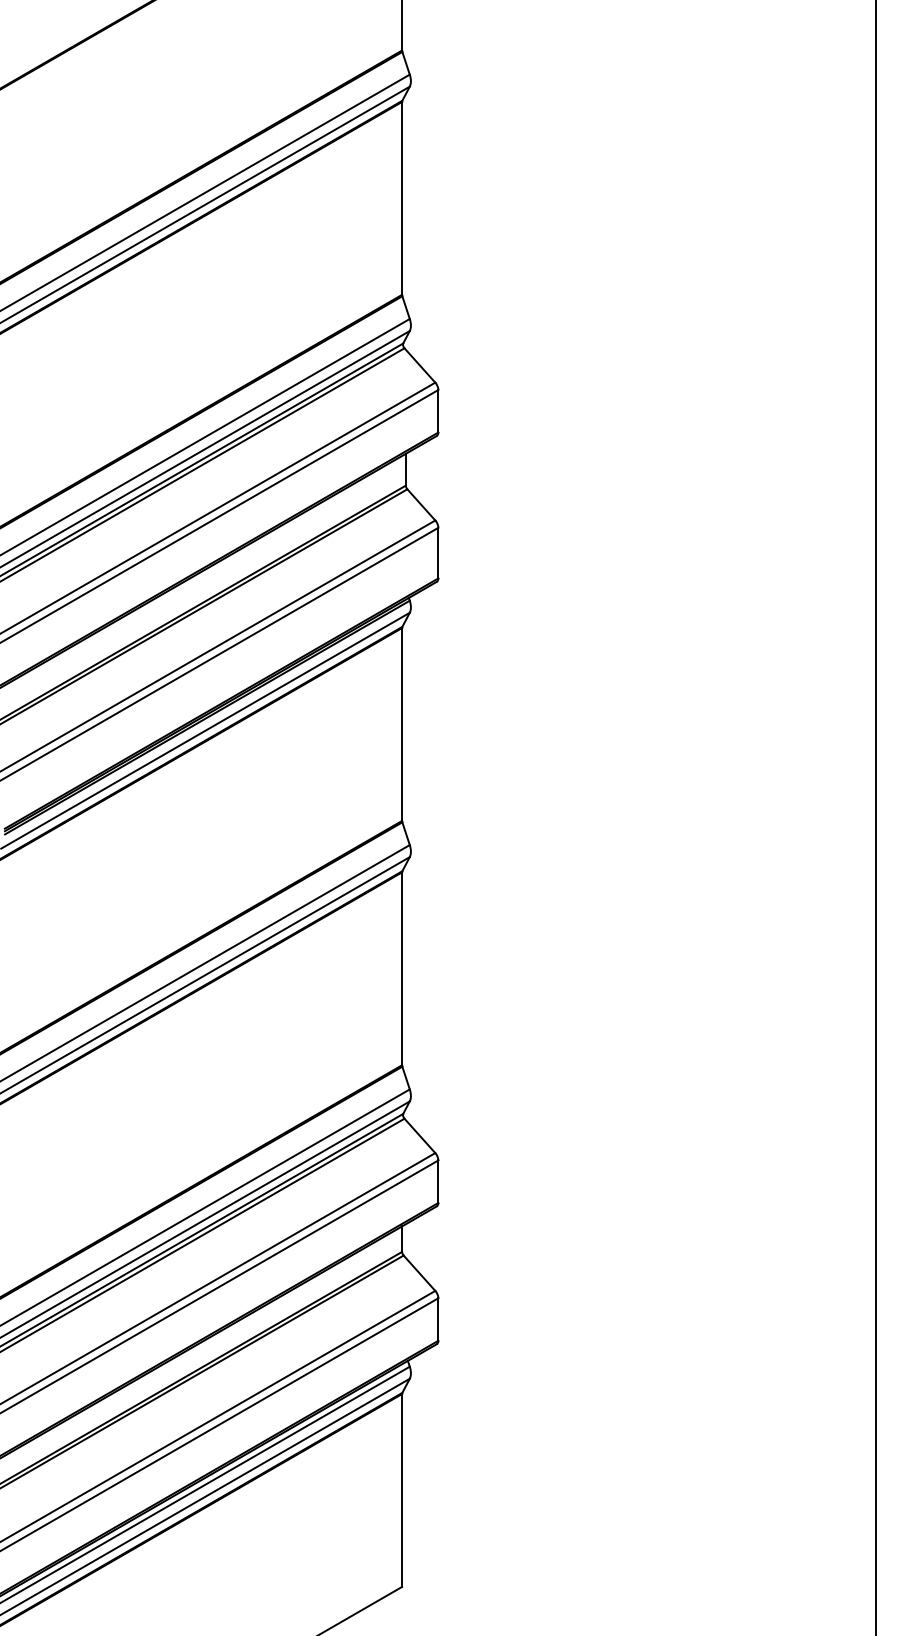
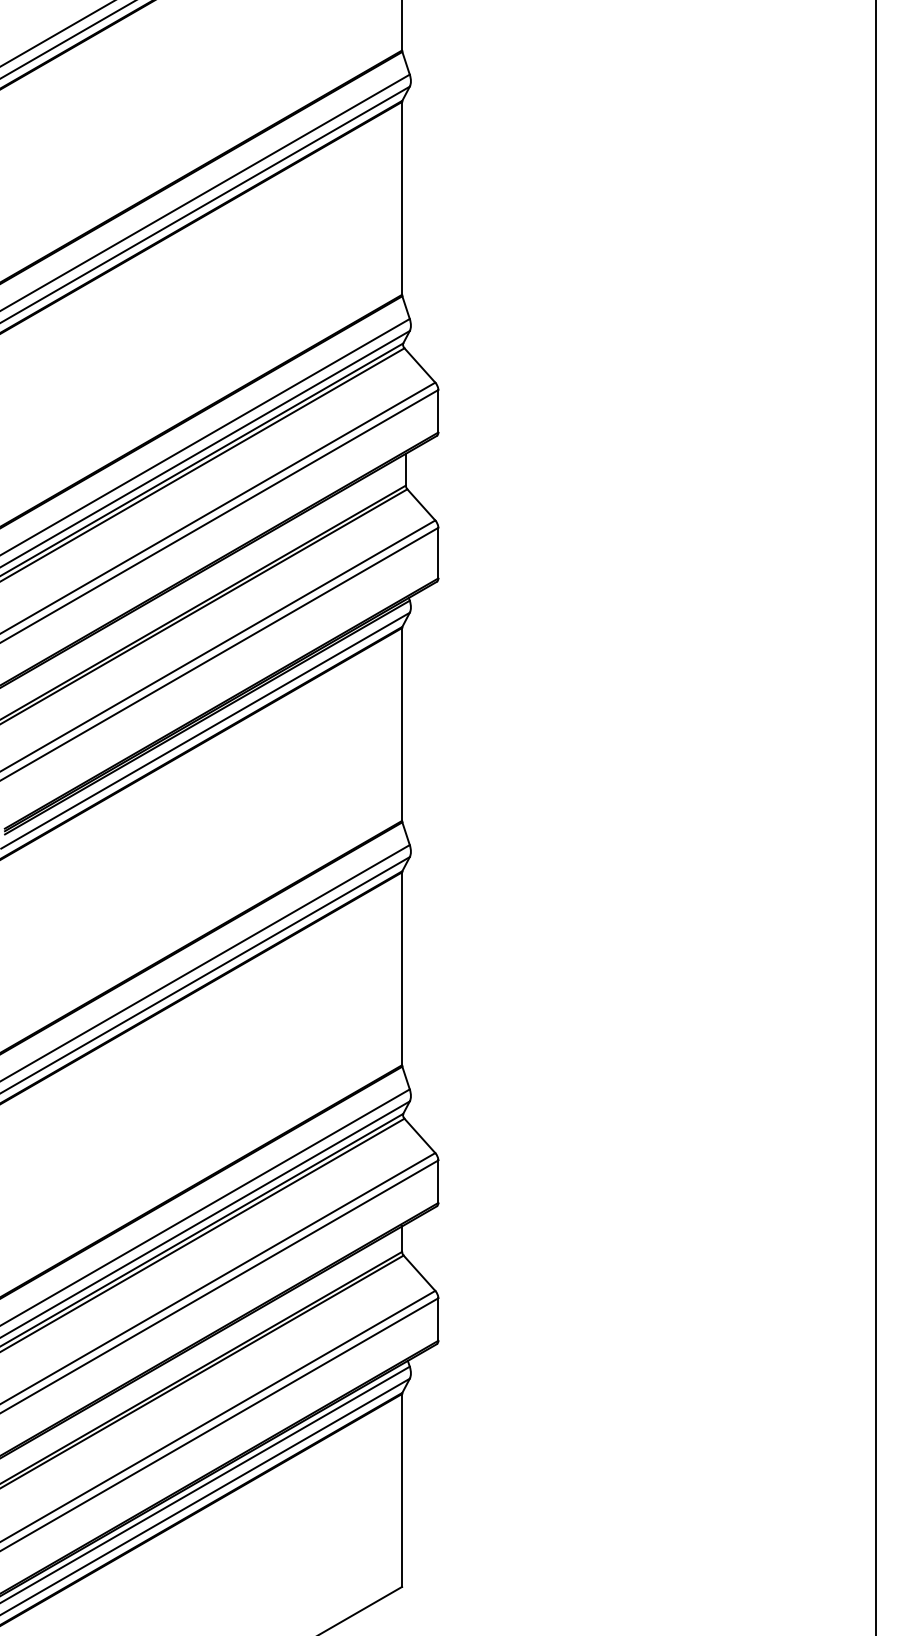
line: none -> present (56, 33)
line: none -> present (67, 39)
